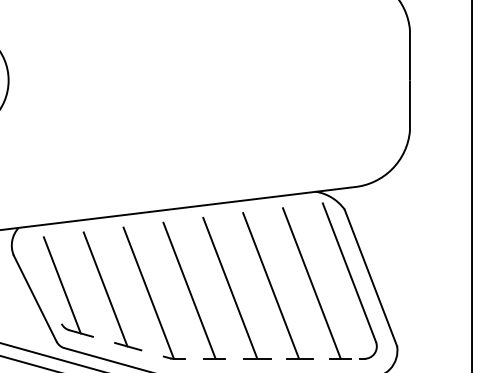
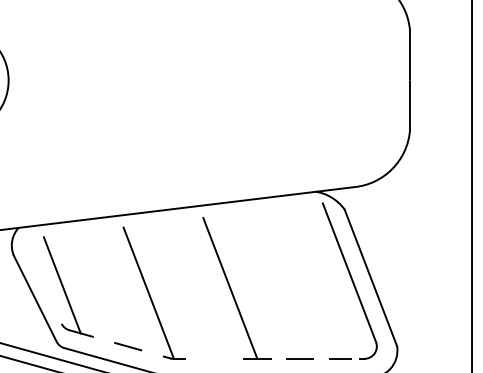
line: present -> none (311, 283)
line: present -> none (271, 285)
line: present -> none (105, 289)
part: present -> none (193, 290)
